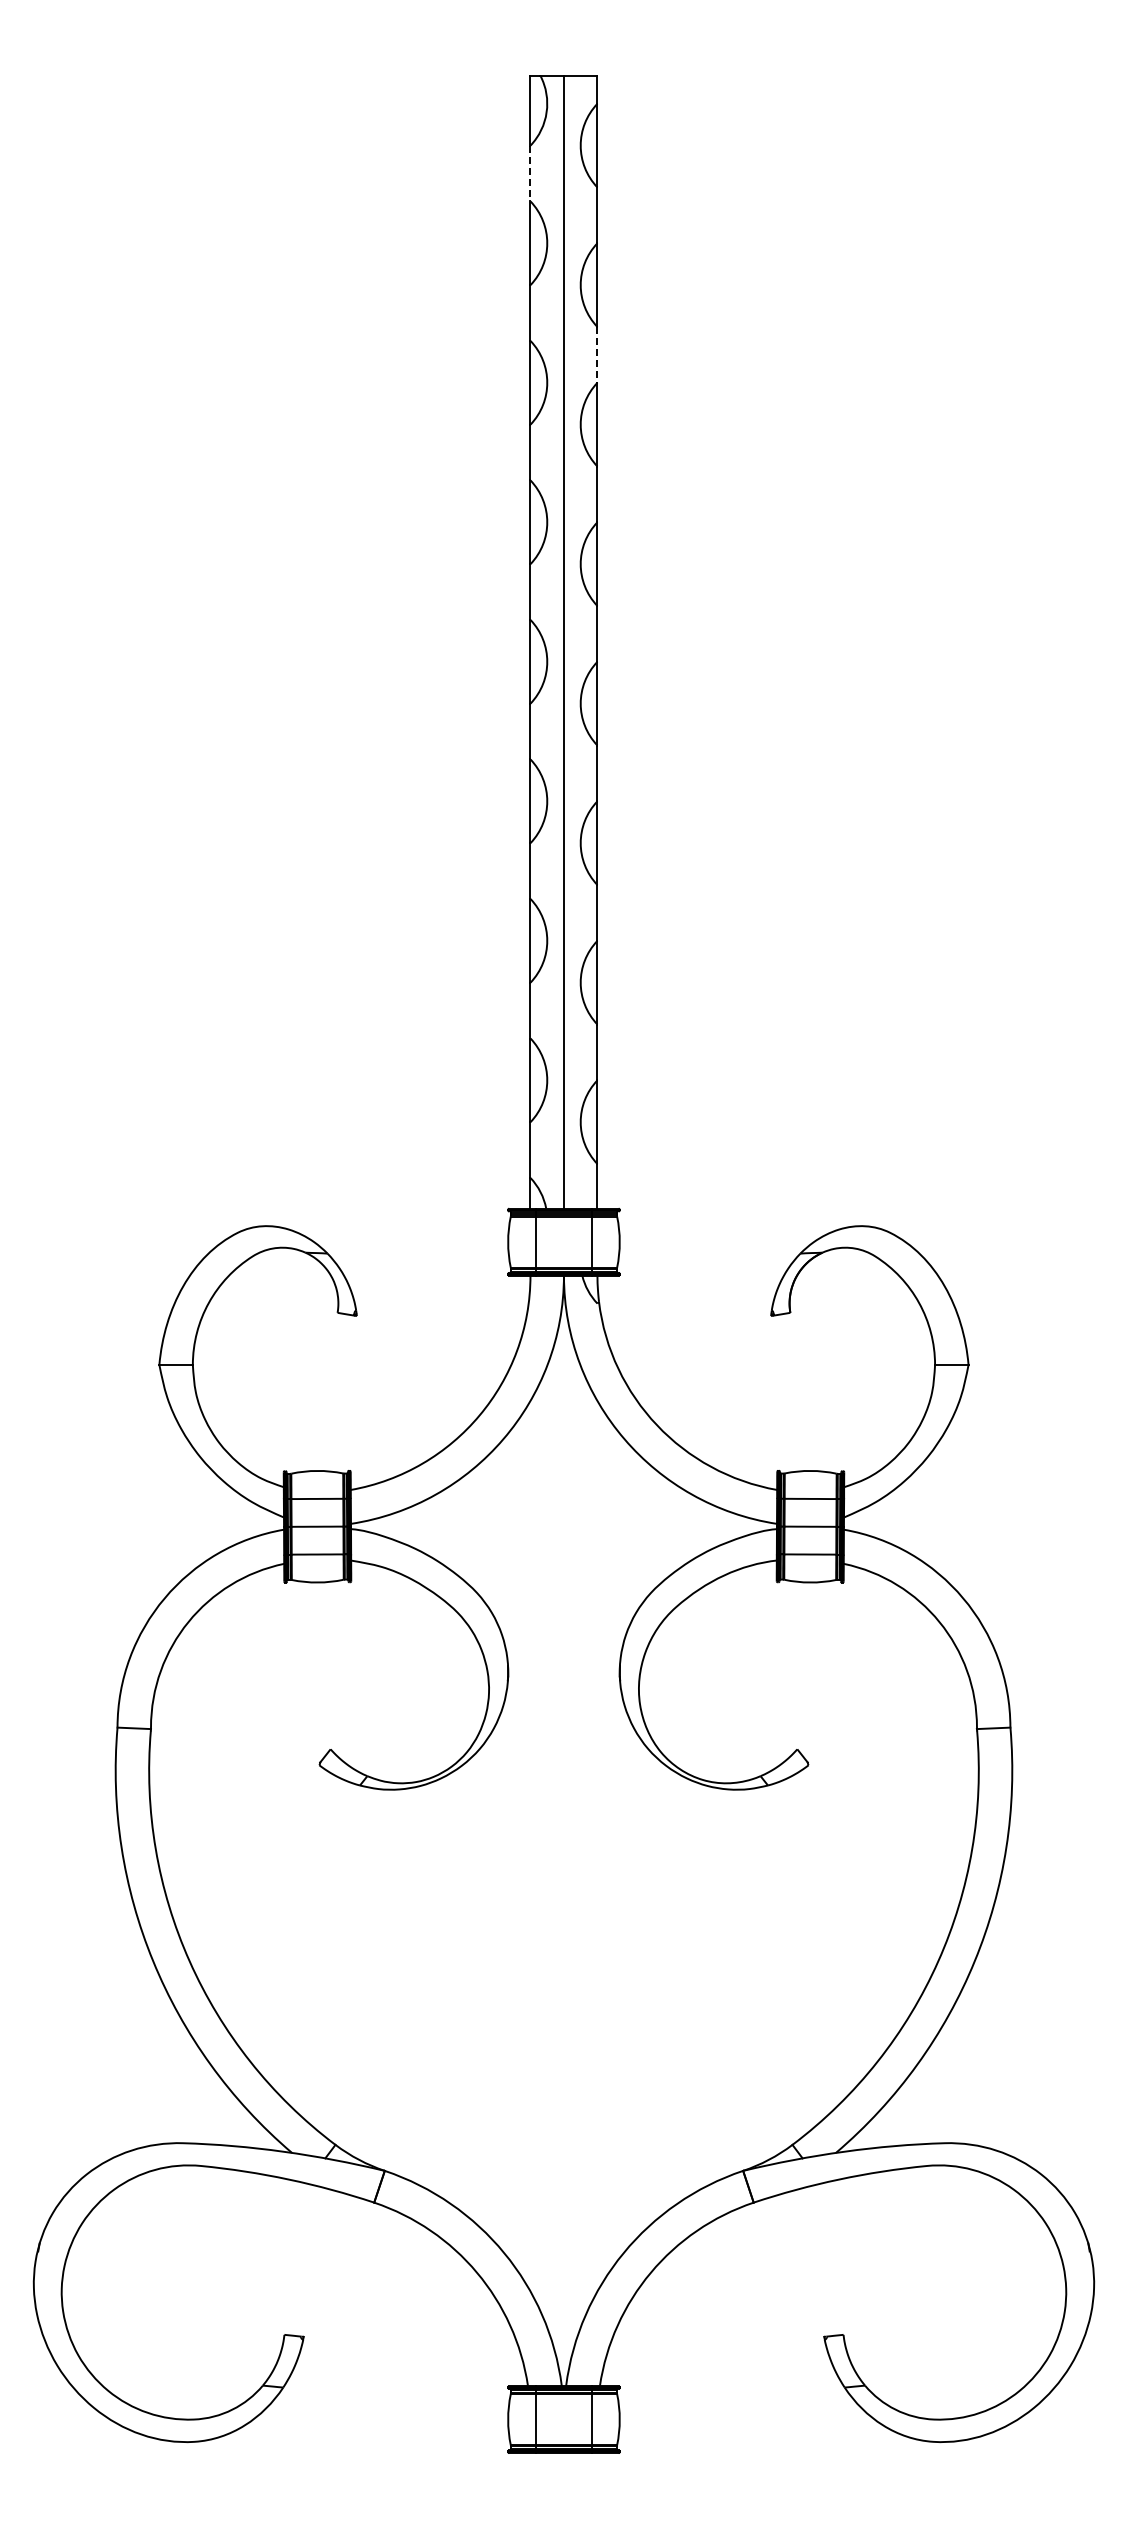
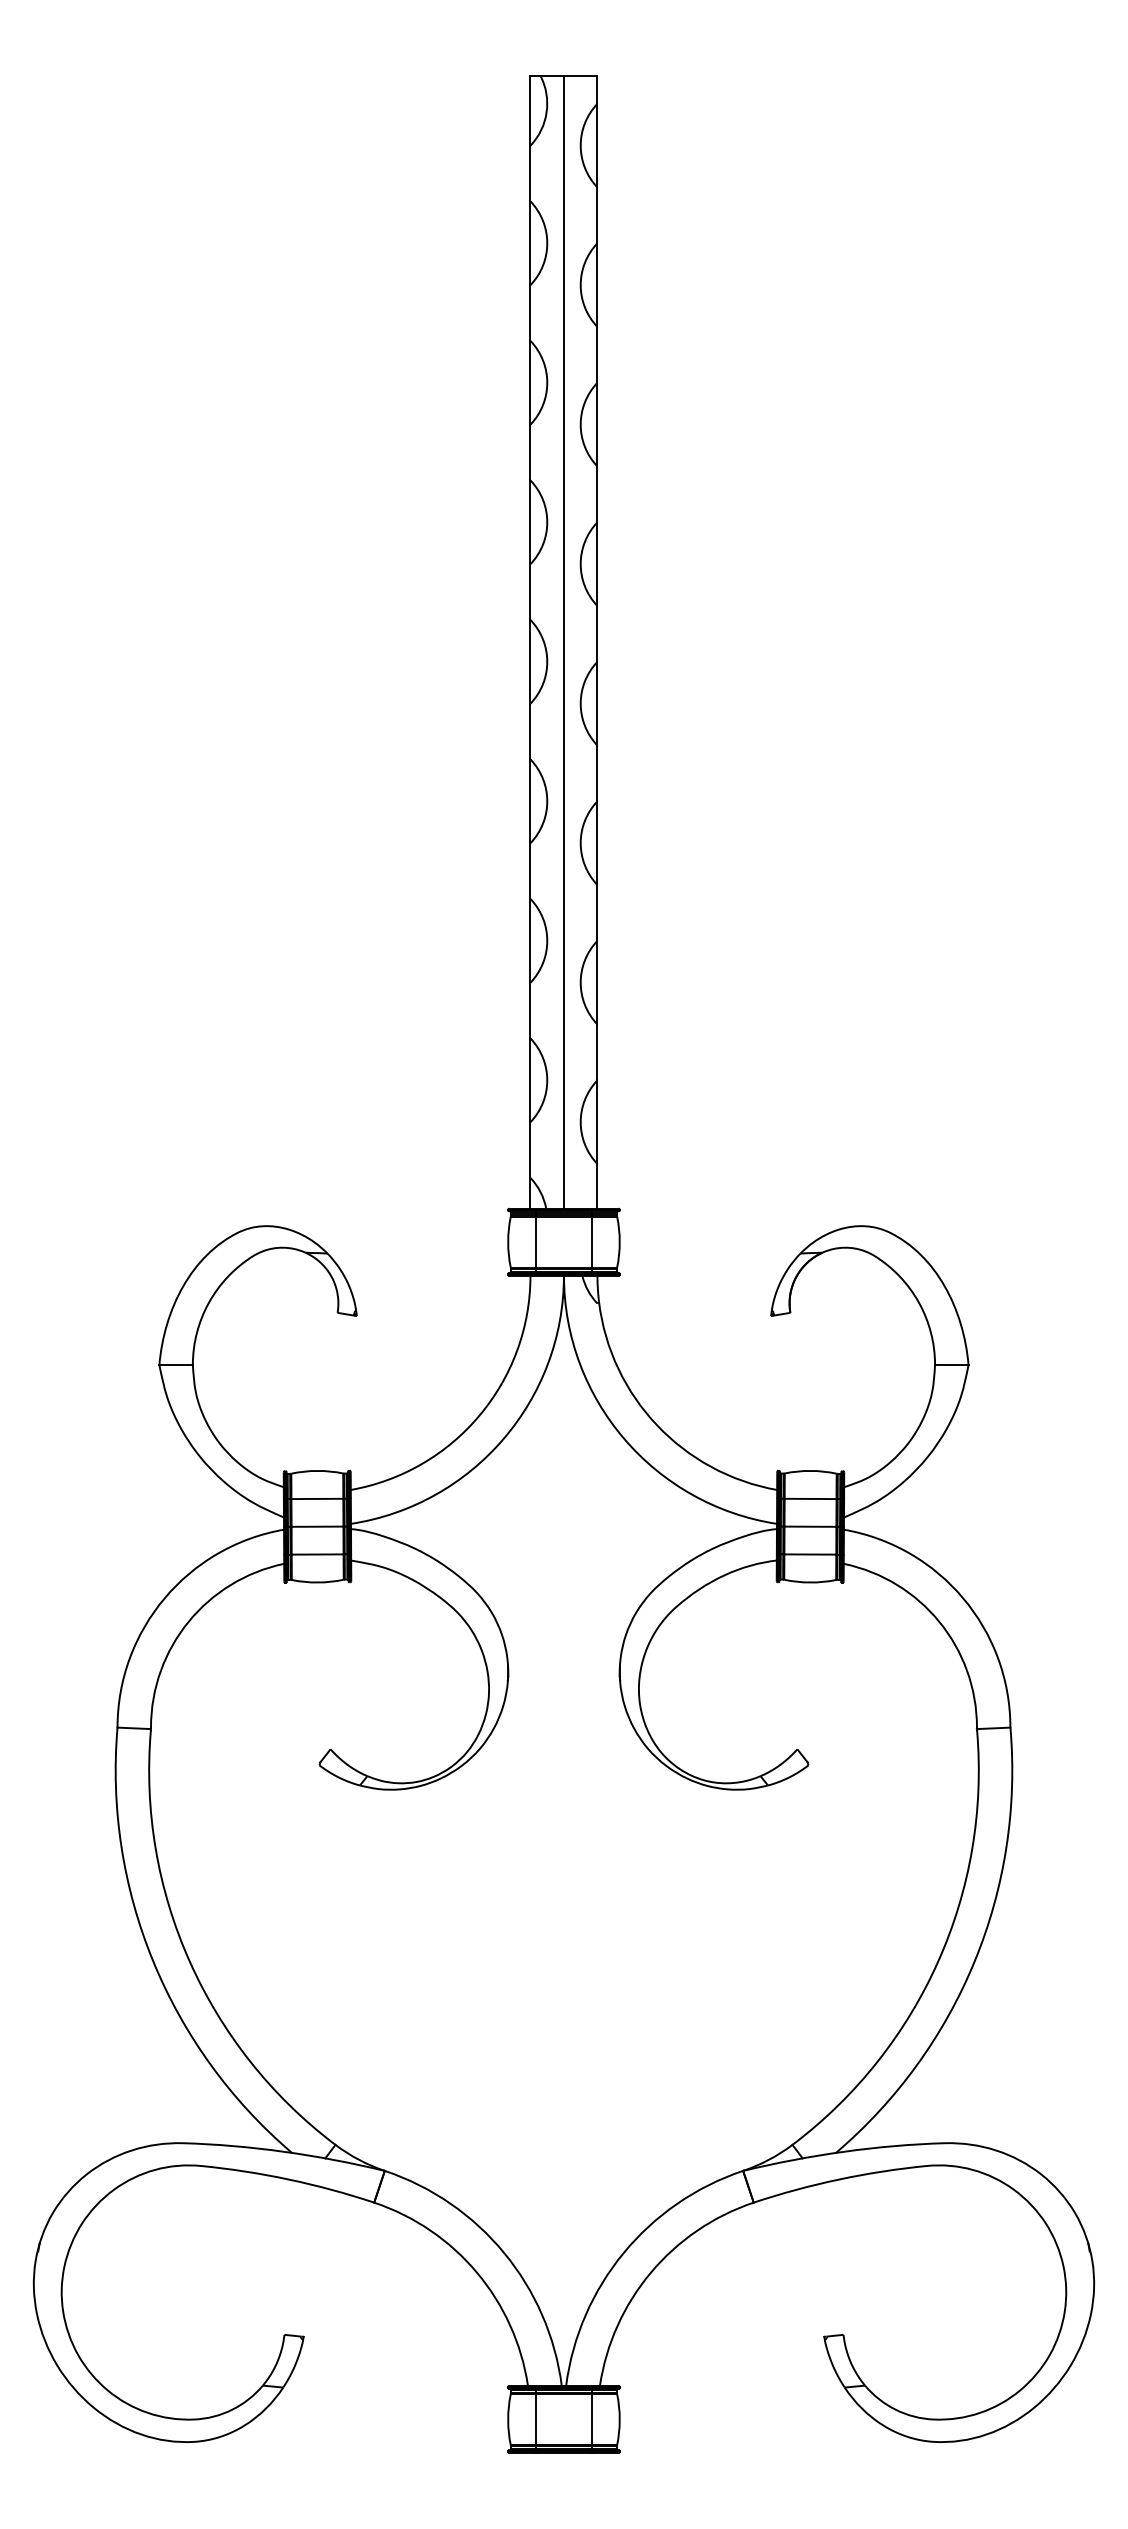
line: dashed -> solid (530, 173)
line: dashed -> solid (597, 354)
